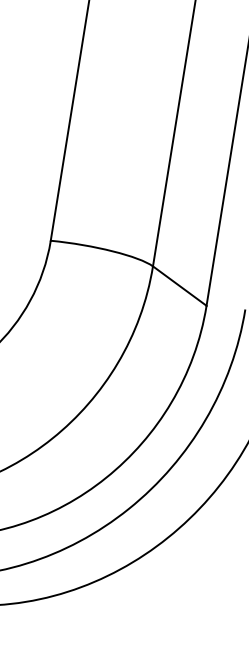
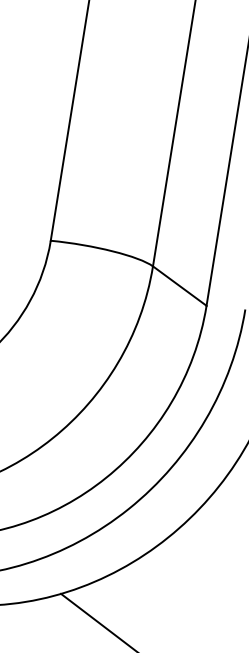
line: none -> present (97, 621)
